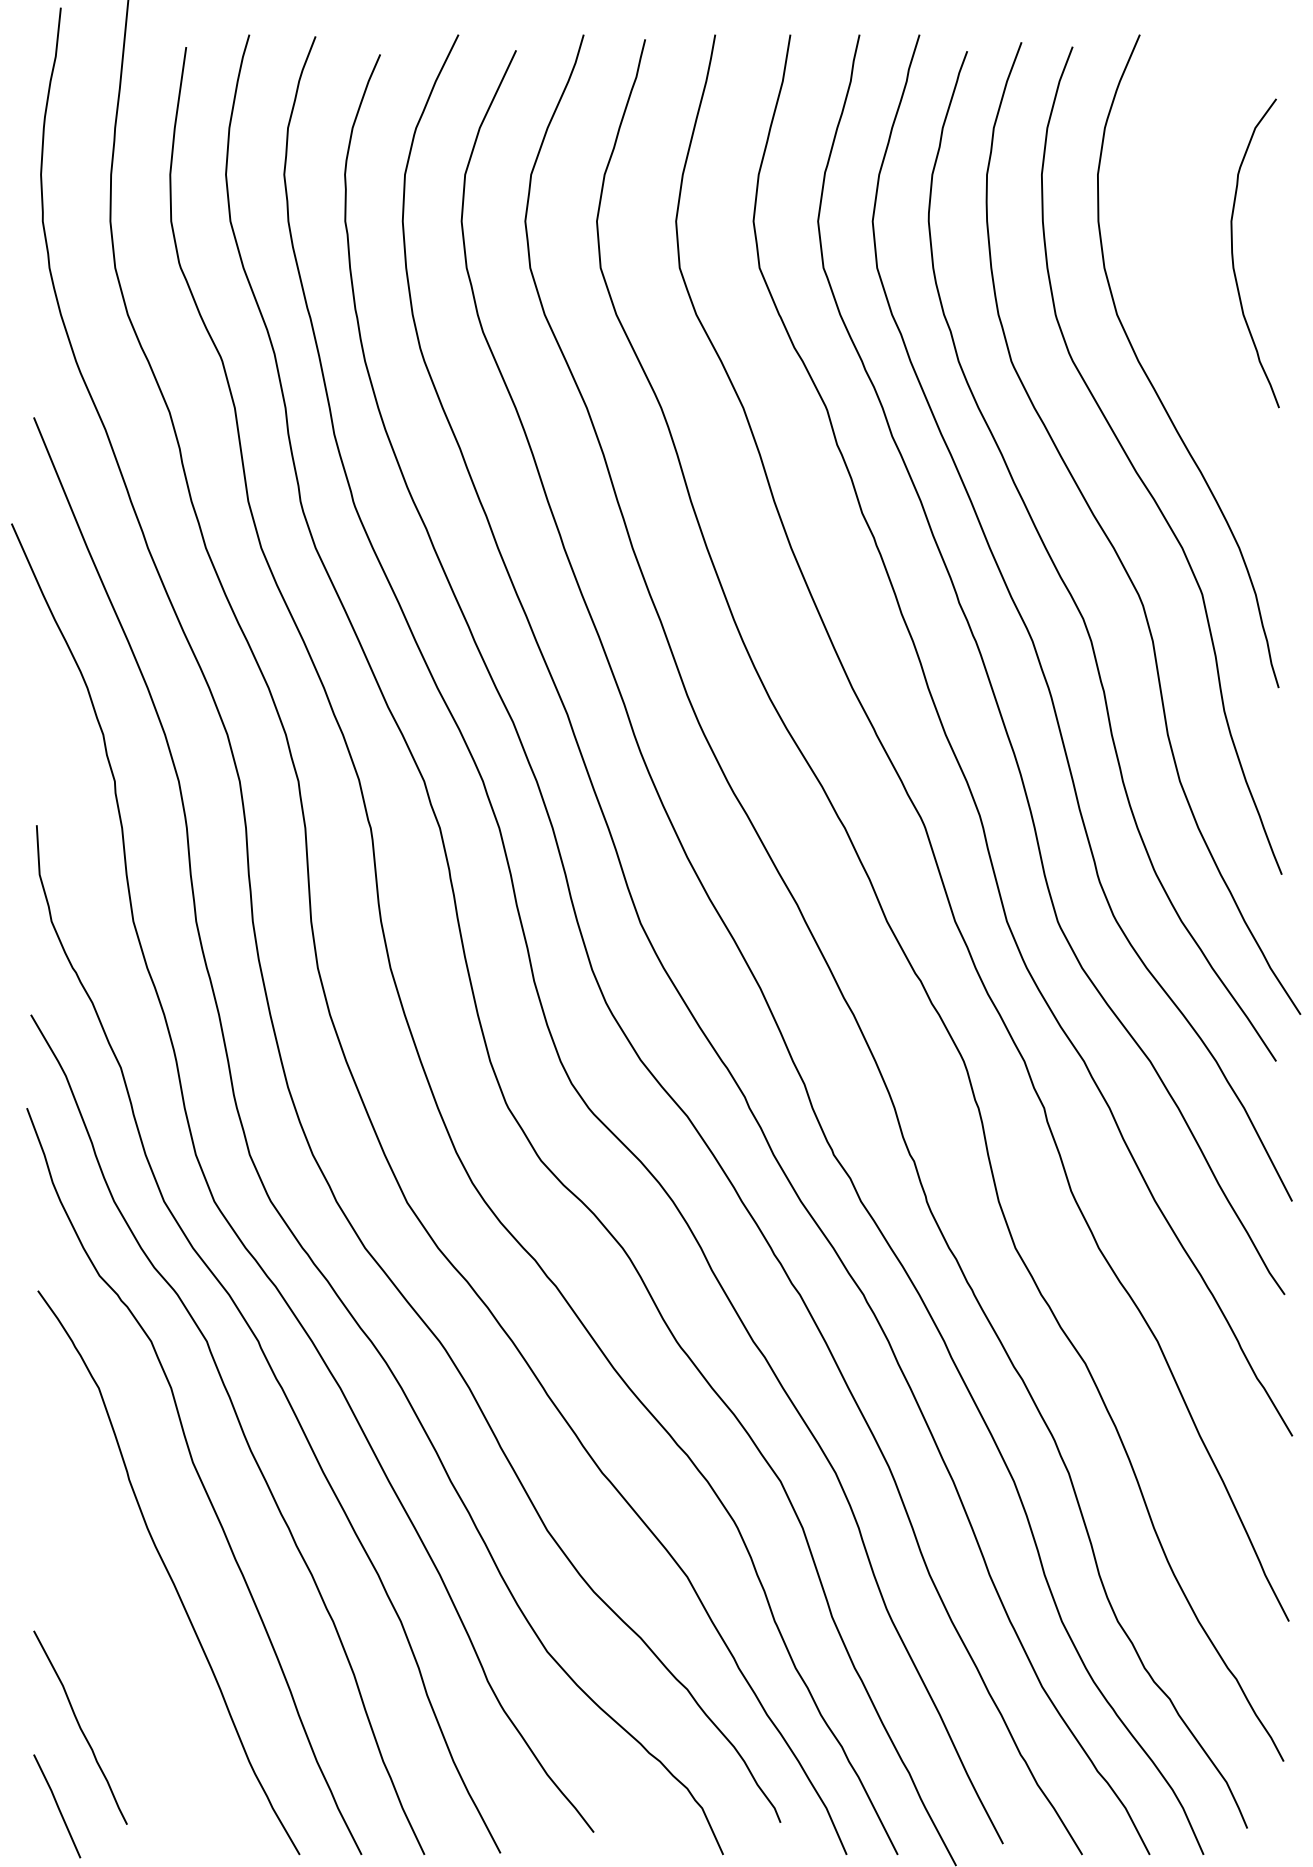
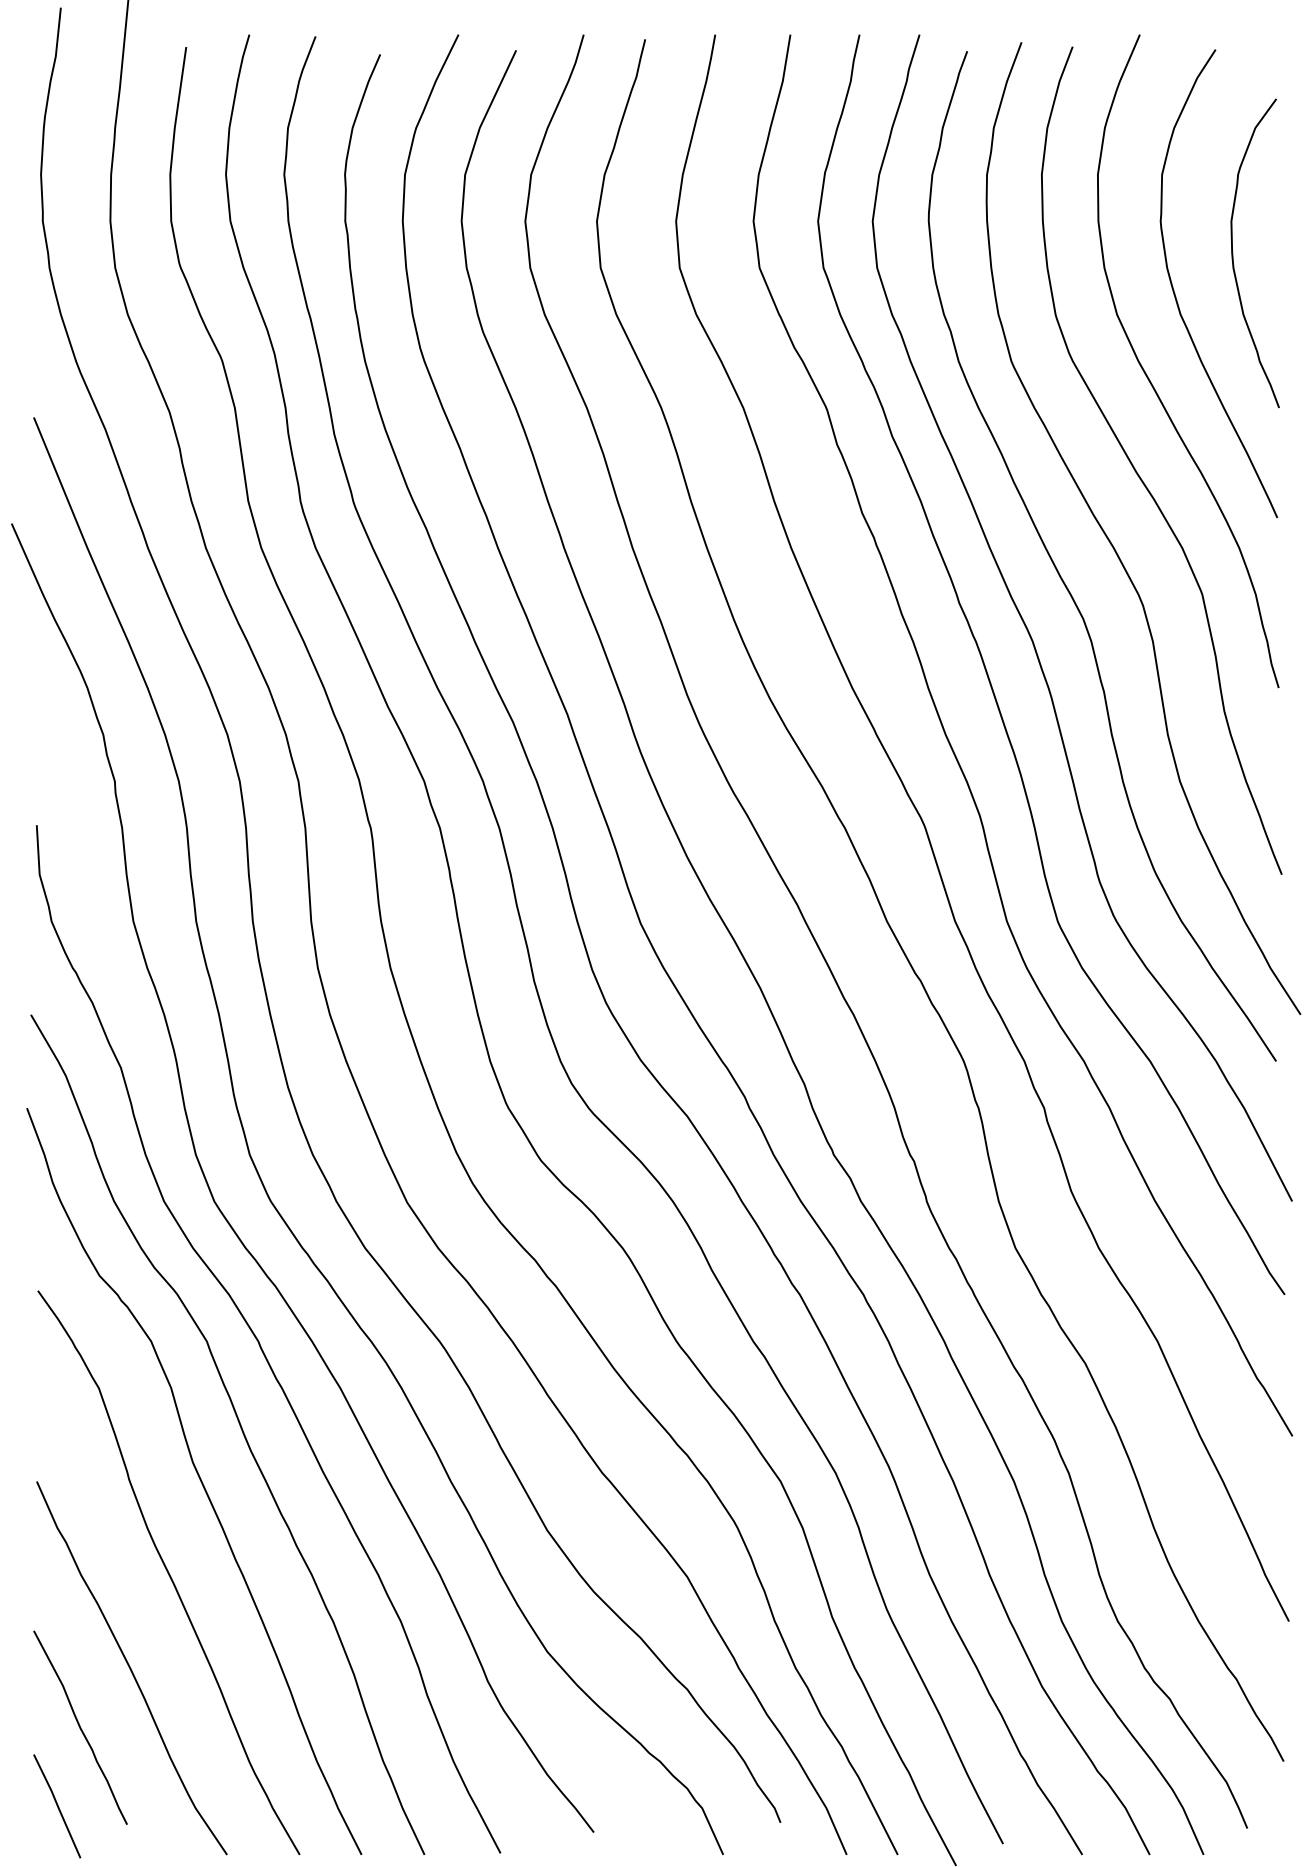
curve: none -> present (1176, 296)
curve: none -> present (131, 1668)
